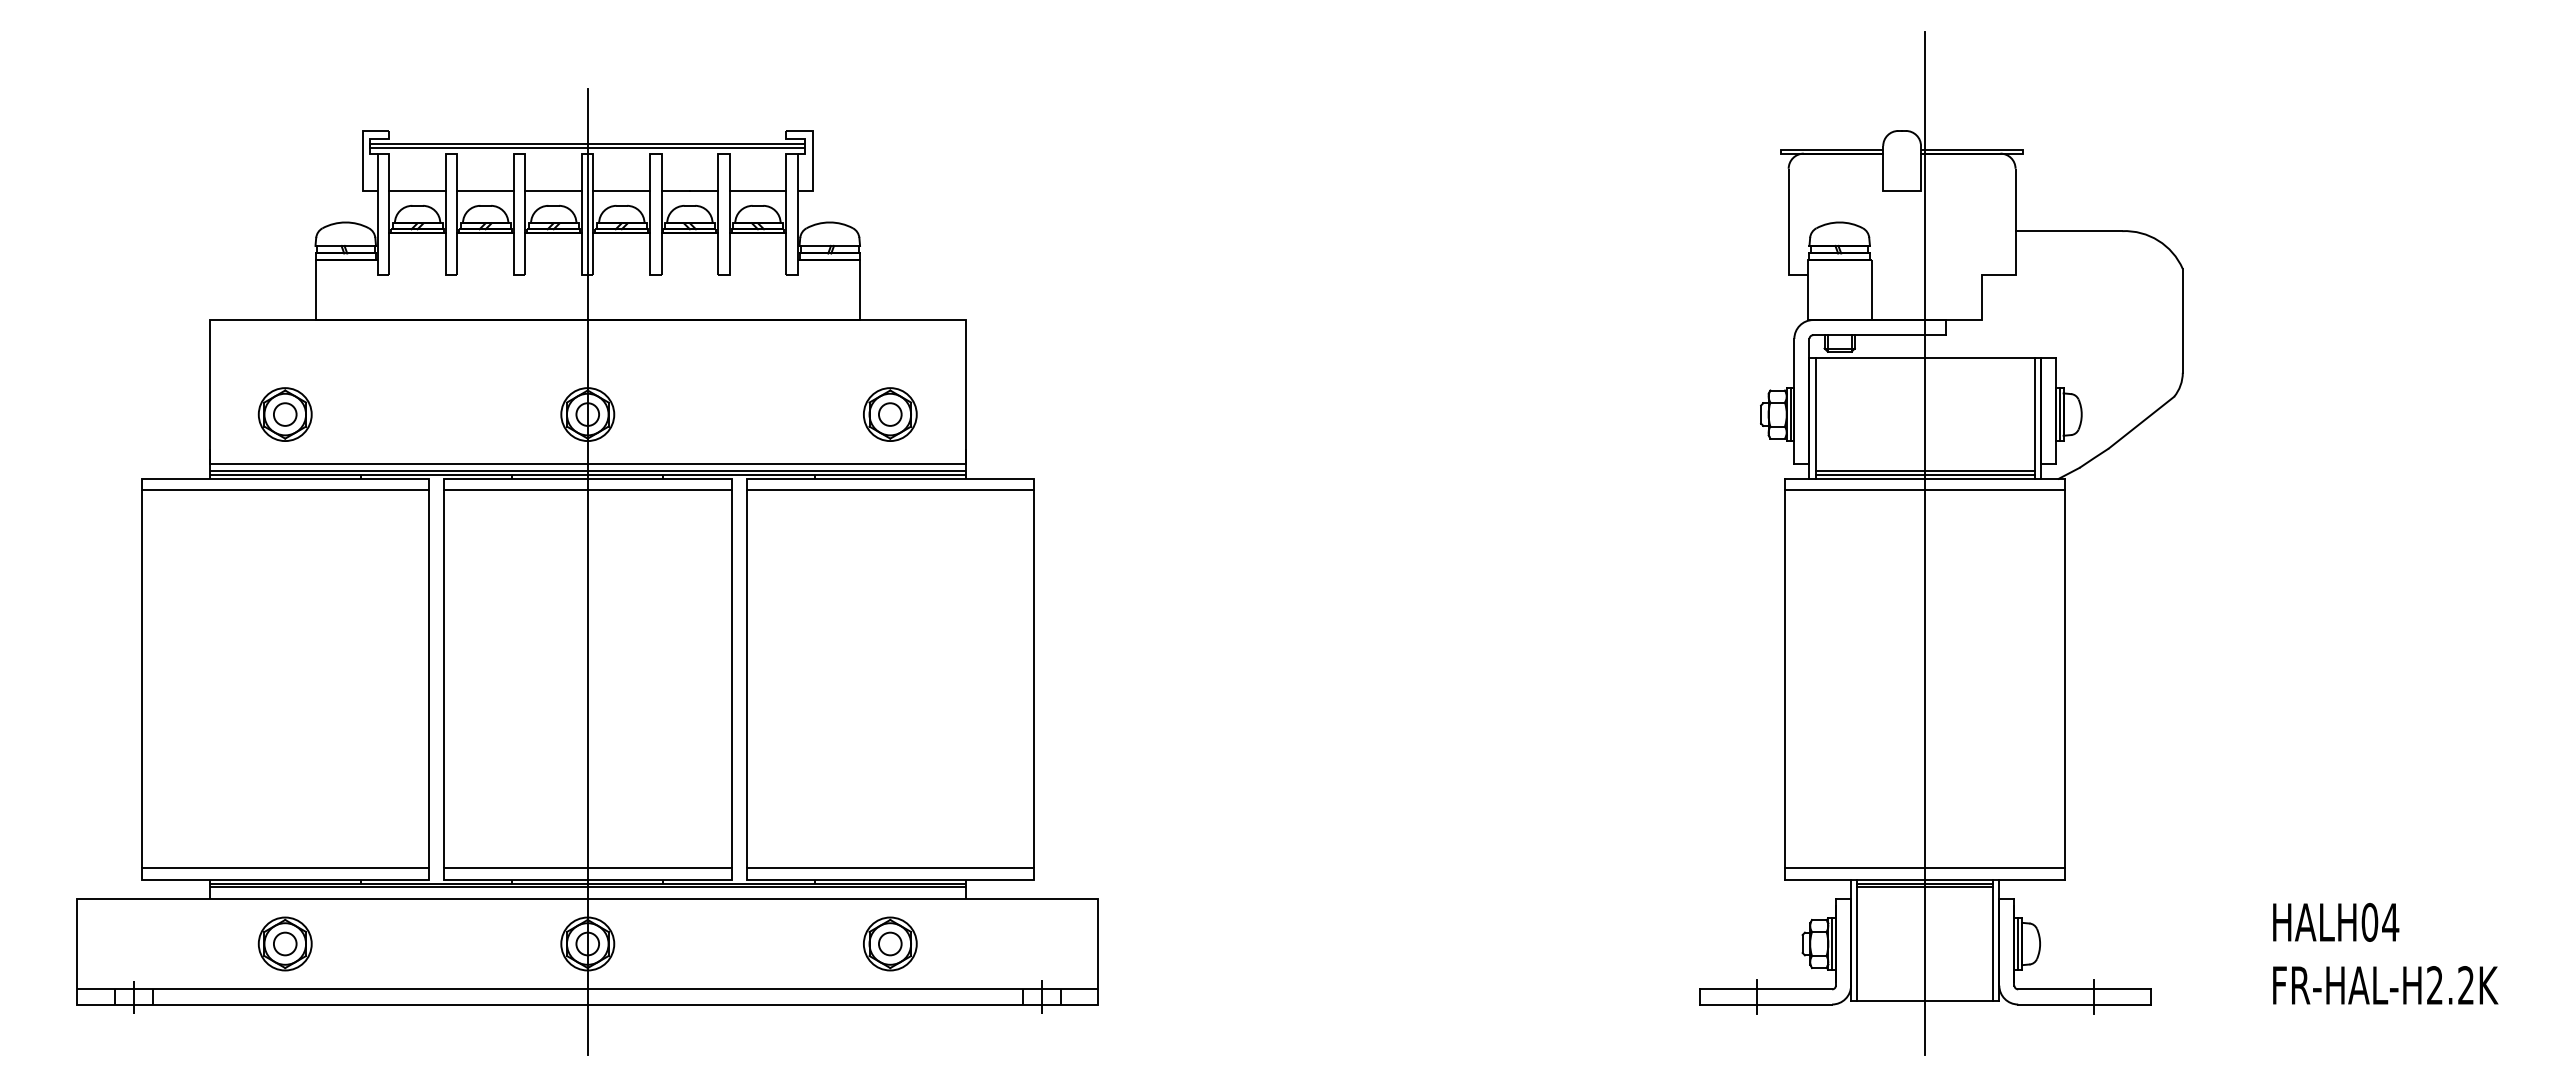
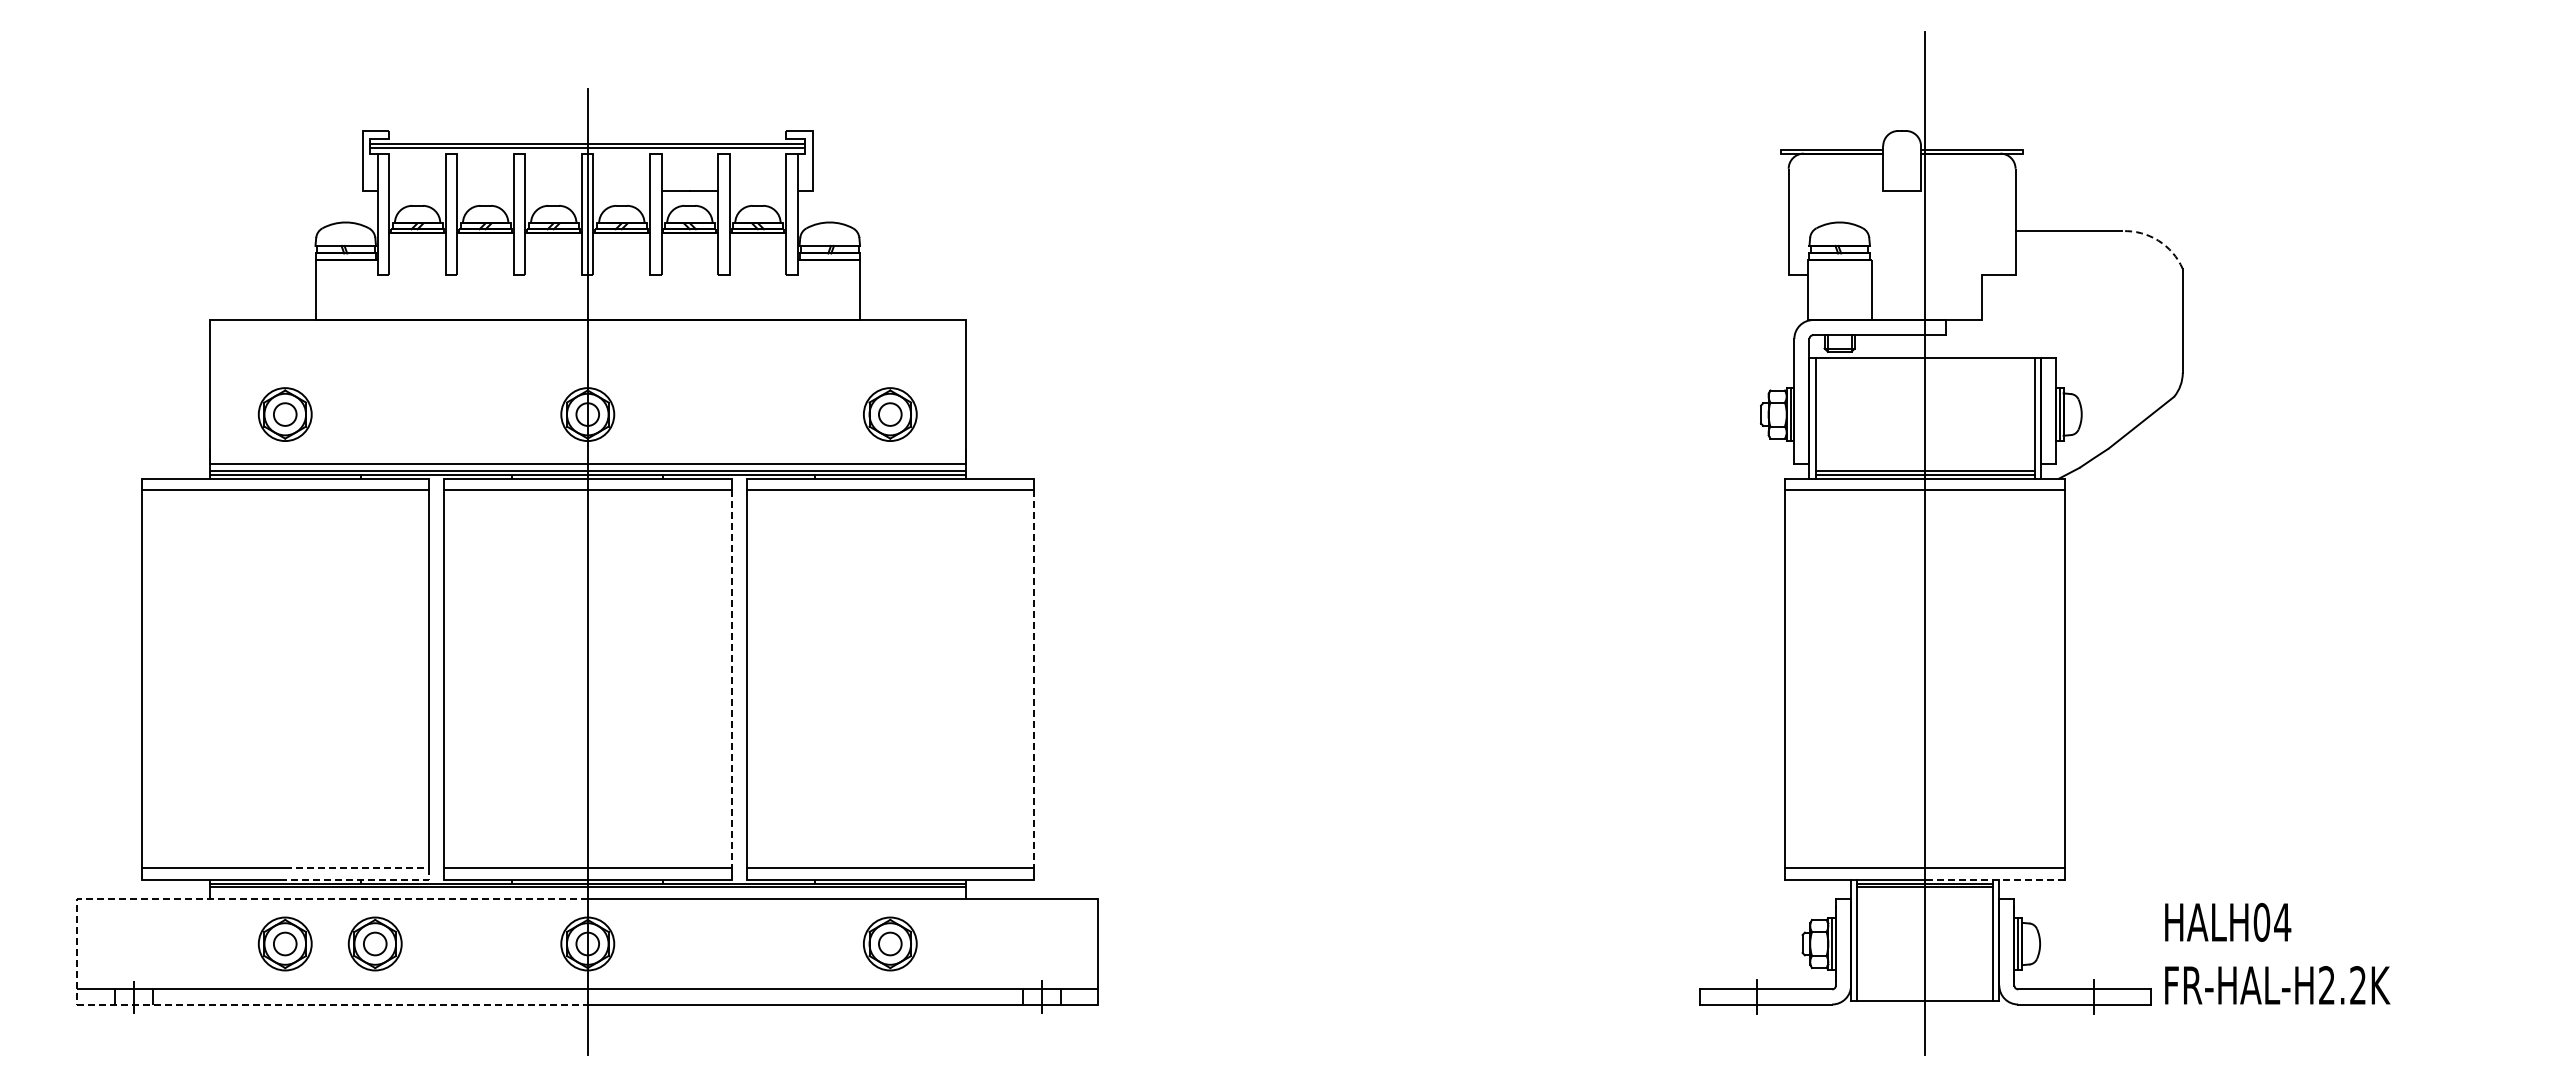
line: present -> none (417, 191)
line: present -> none (485, 191)
line: present -> none (553, 191)
line: present -> none (621, 191)
line: present -> none (757, 191)
arc: solid -> dashed (2158, 240)
line: solid -> dashed (731, 679)
line: solid -> dashed (1034, 679)
line: solid -> dashed (428, 874)
line: solid -> dashed (1995, 879)
part: none -> present (374, 943)
line: solid -> dashed (77, 951)
text position: (2385, 953) -> (2277, 953) (2277, 953)
